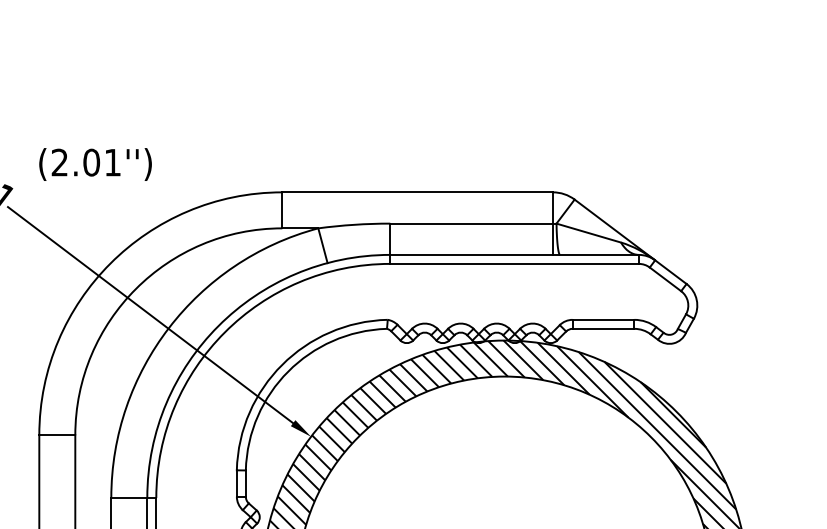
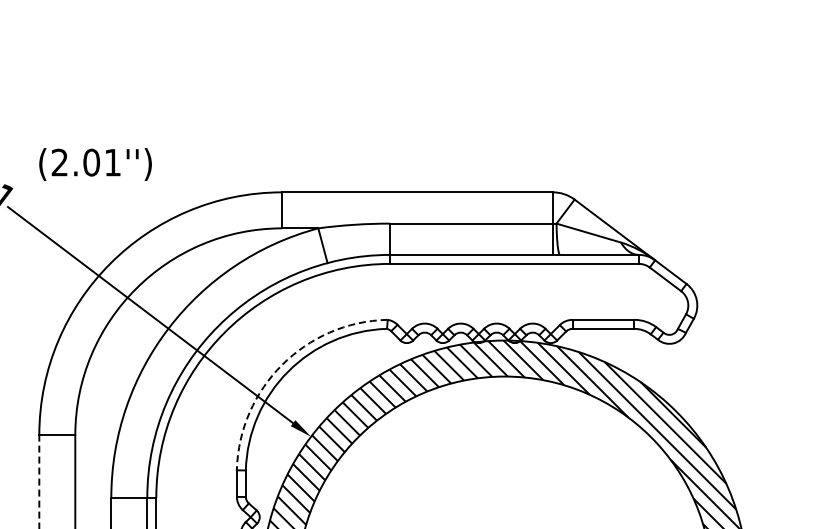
arc: solid -> dashed (282, 364)
line: solid -> dashed (39, 481)
